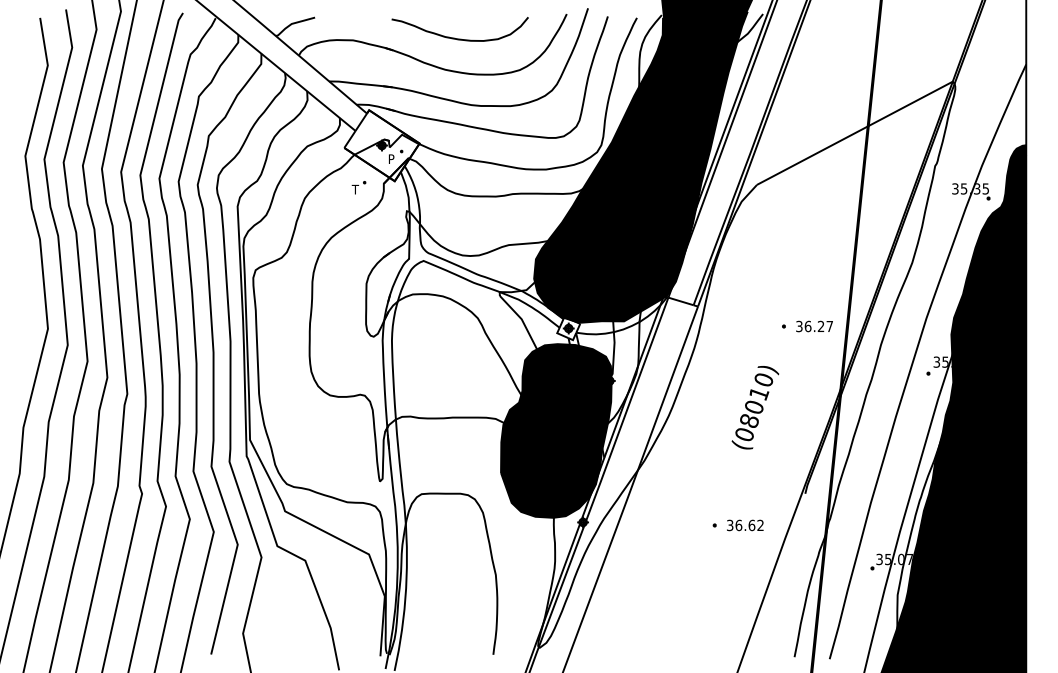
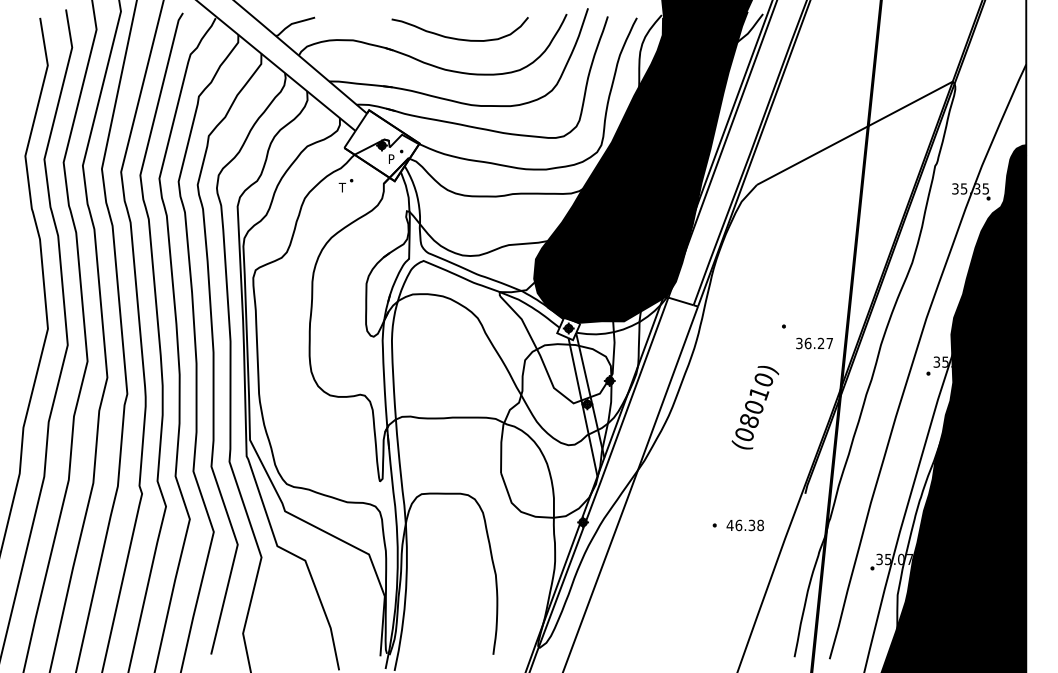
part position: (358, 187) -> (345, 185) (345, 185)
text position: (814, 326) -> (814, 343) (814, 343)
fill: present -> none (556, 430)
text: 36.62 -> 46.38 (744, 525)
